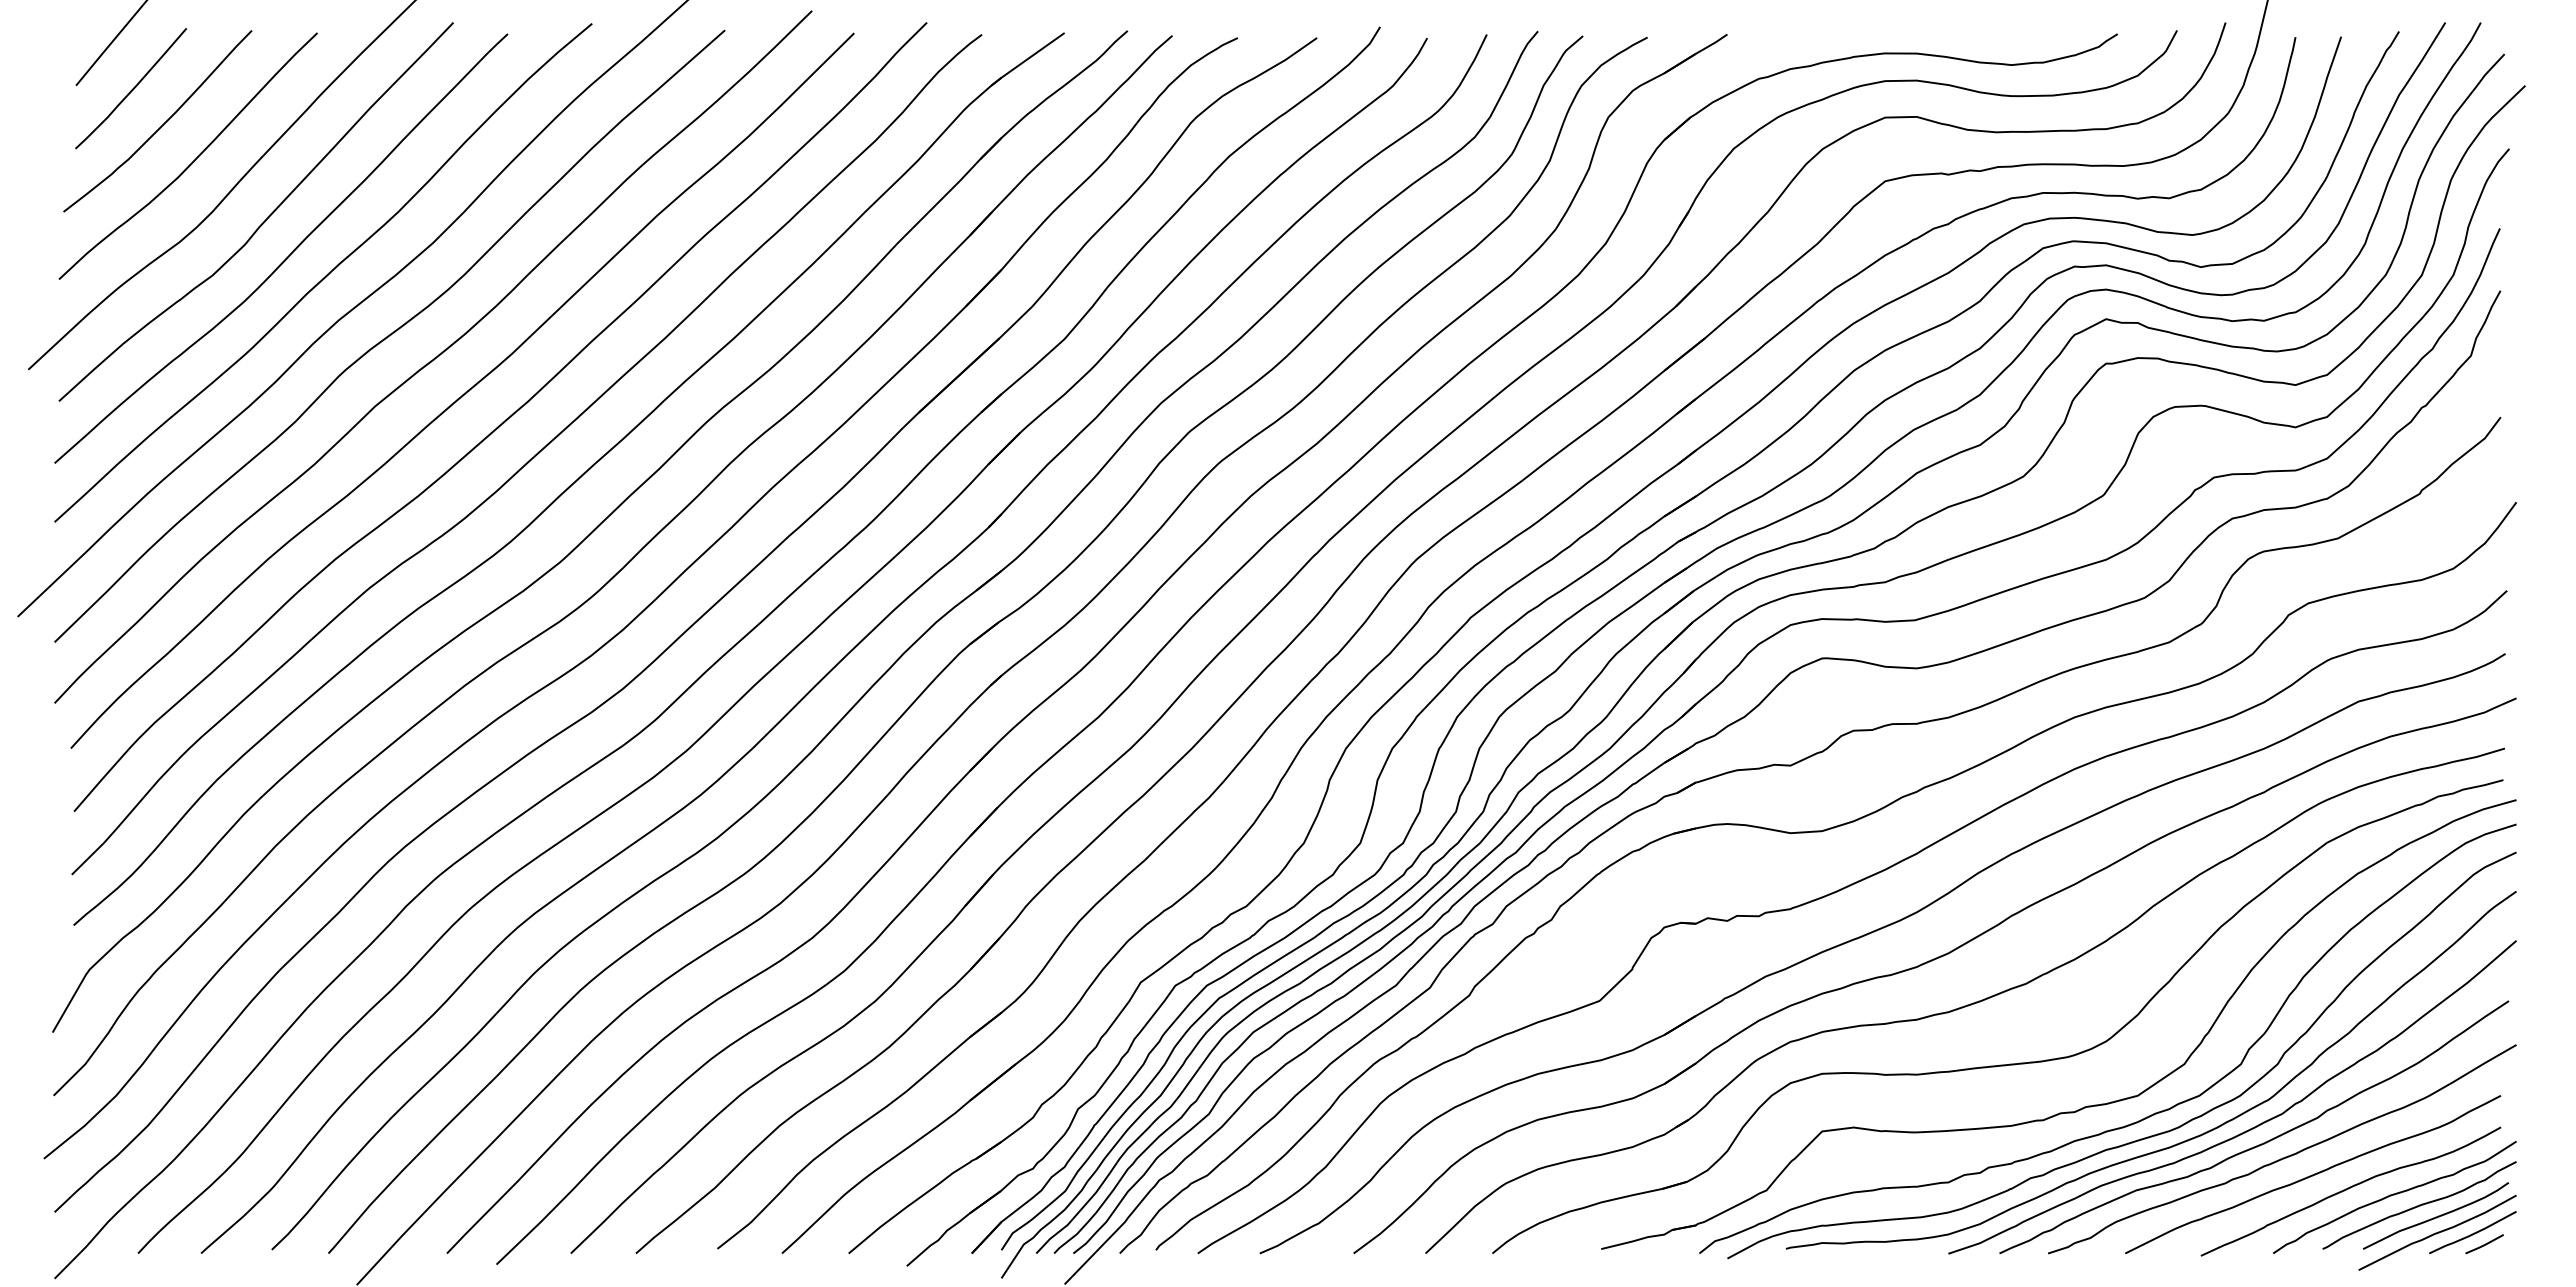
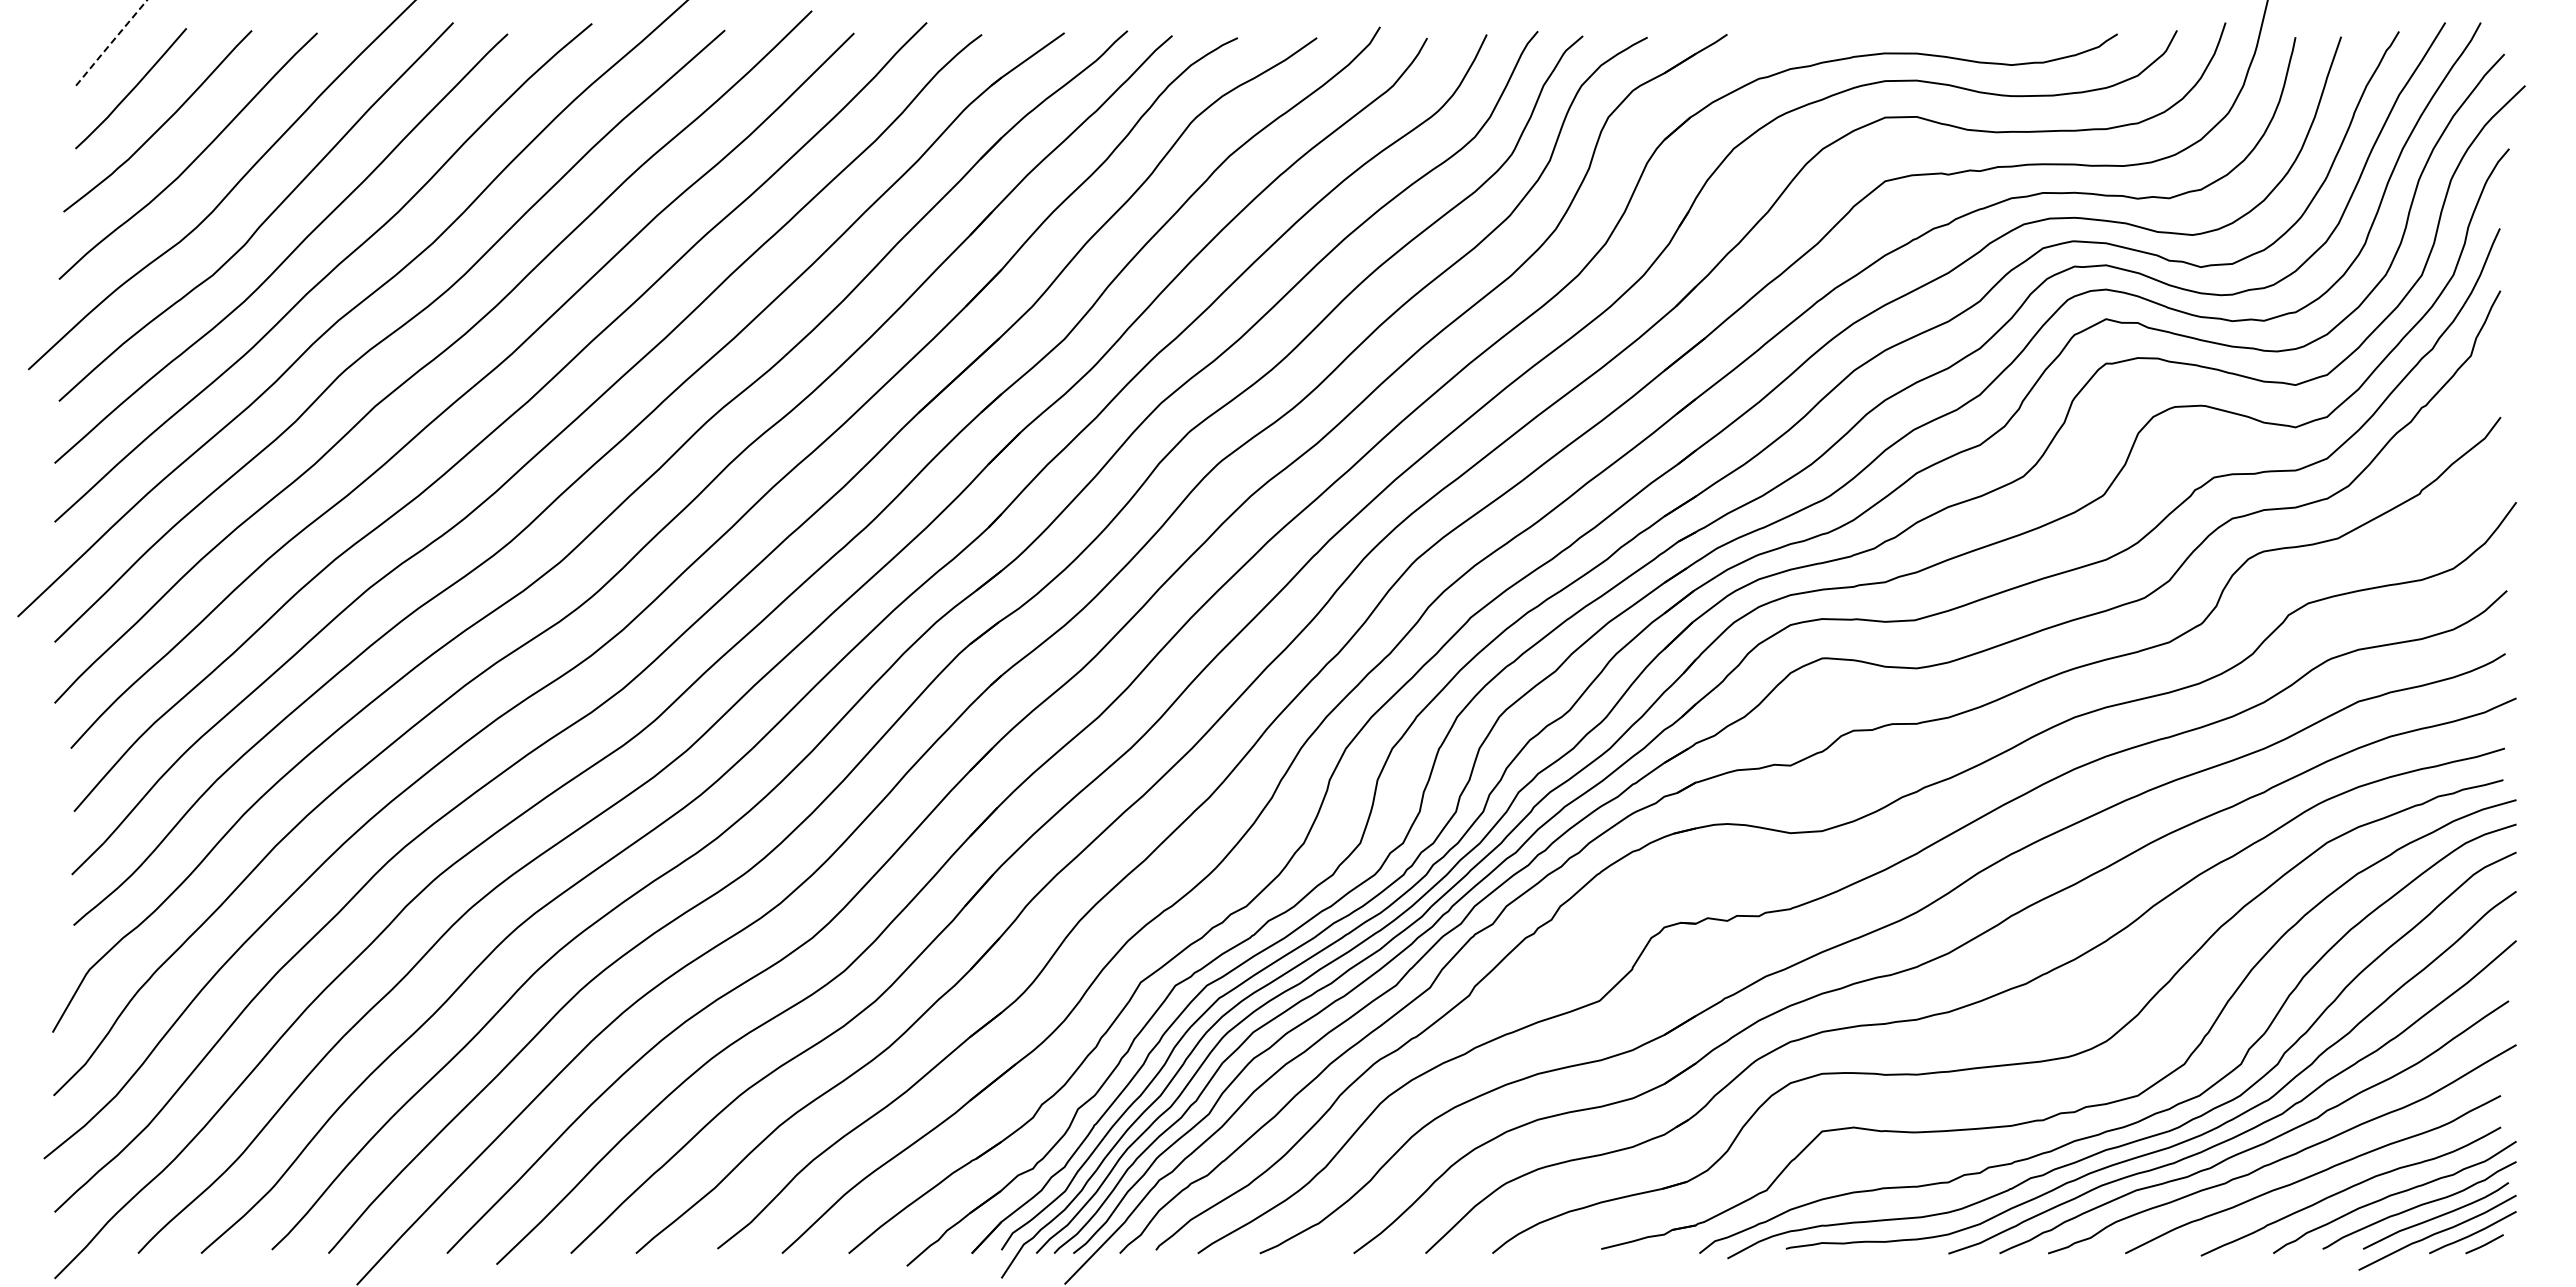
line: solid -> dashed (111, 43)
